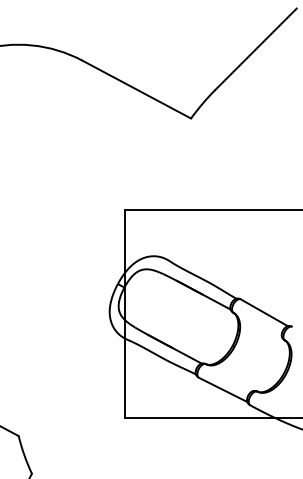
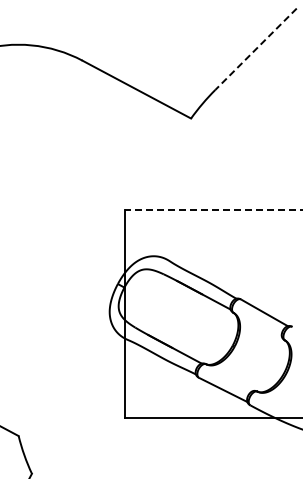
line: solid -> dashed (256, 49)
line: solid -> dashed (213, 210)
